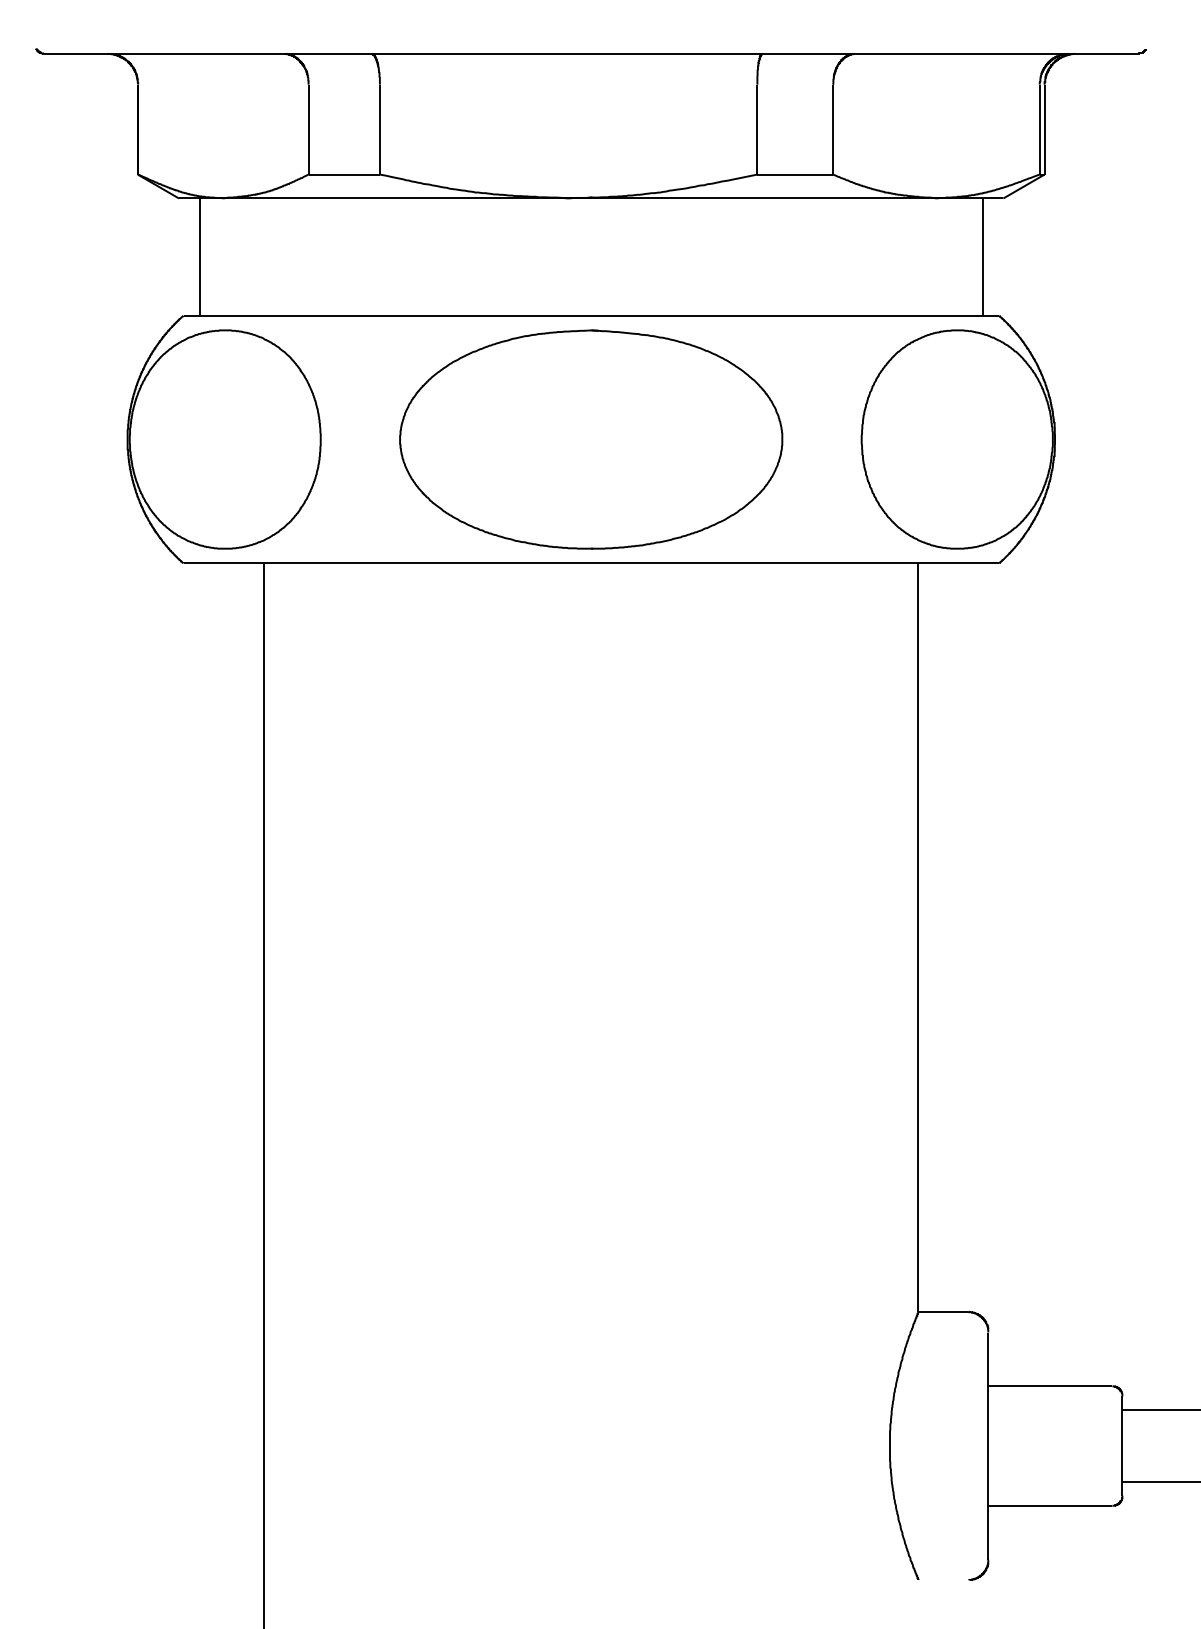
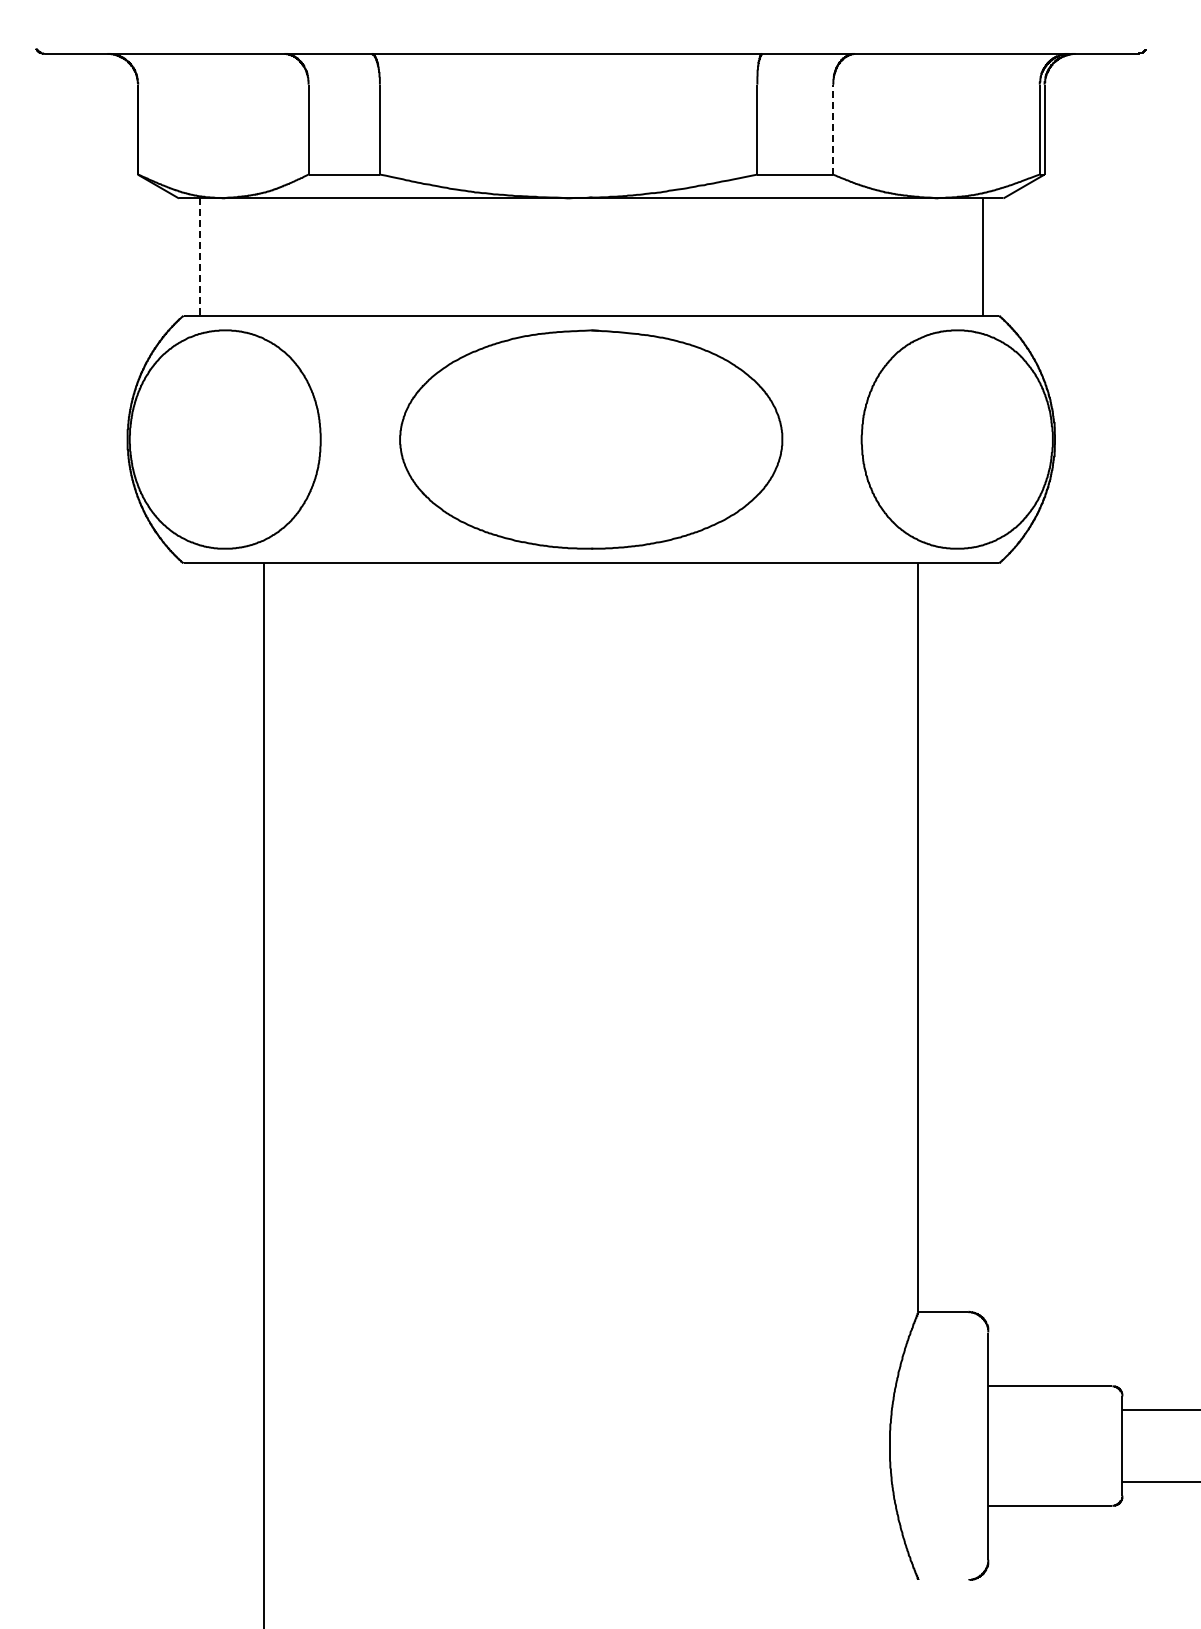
line: solid -> dashed (832, 129)
line: solid -> dashed (199, 257)
